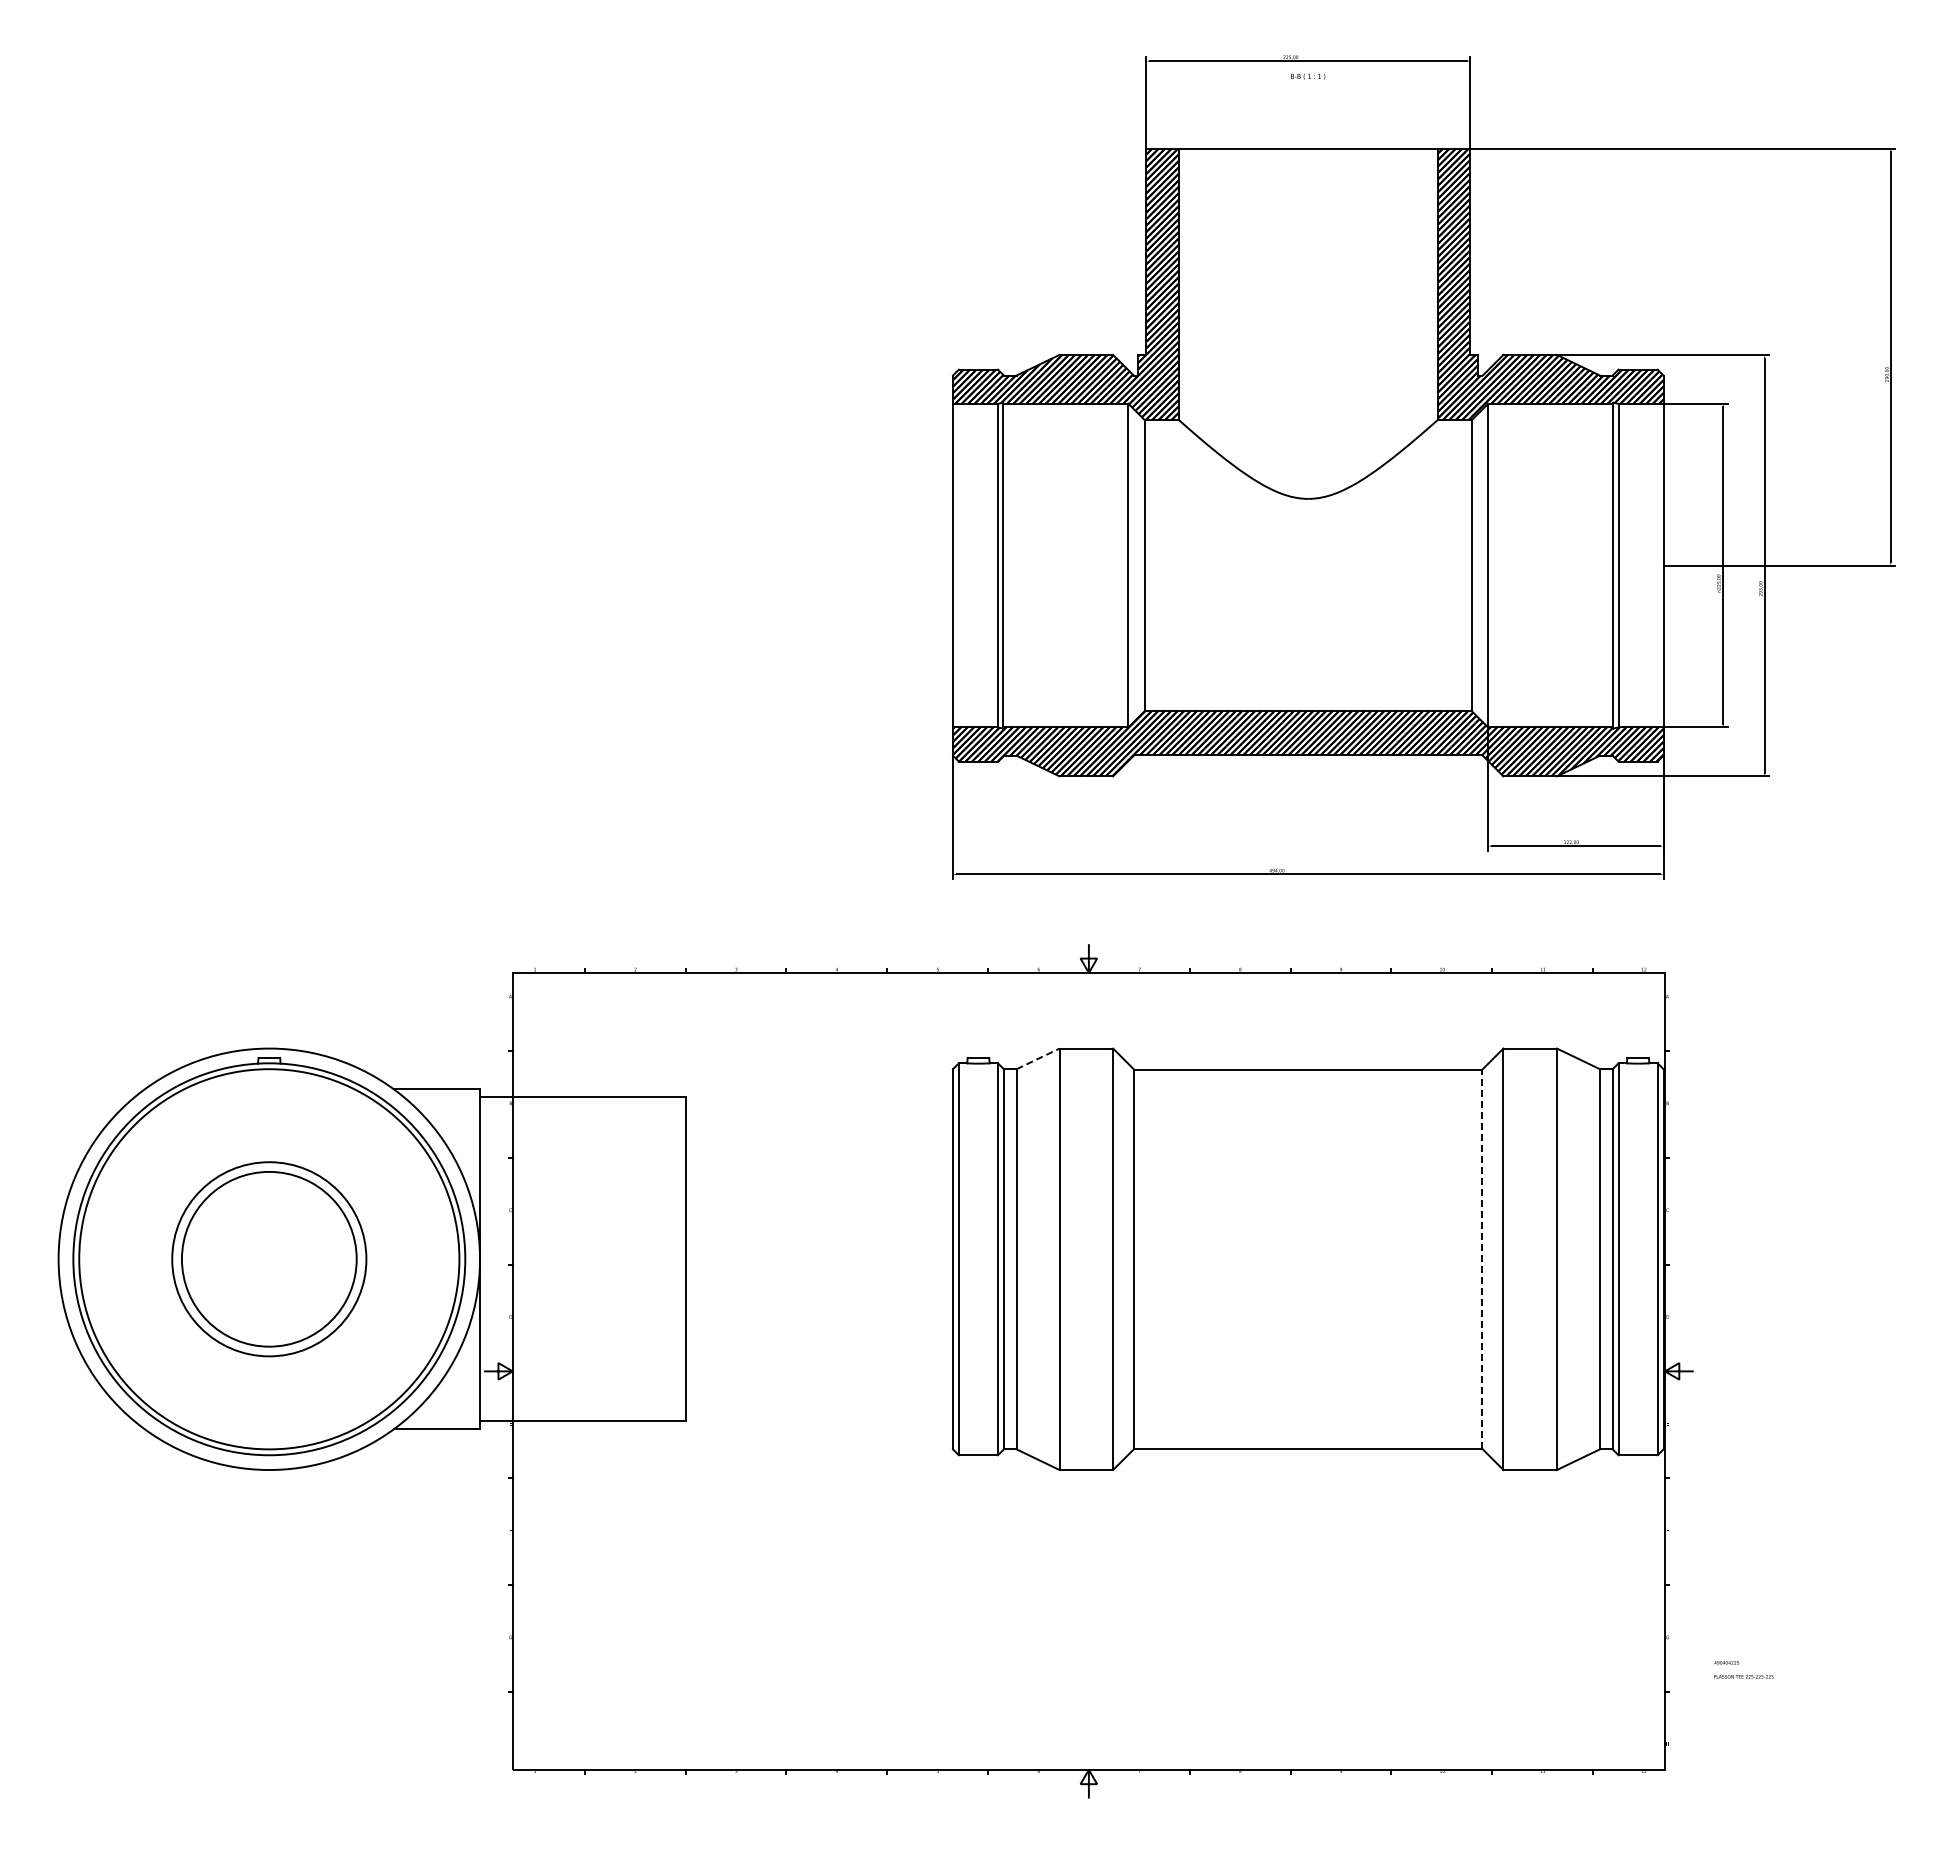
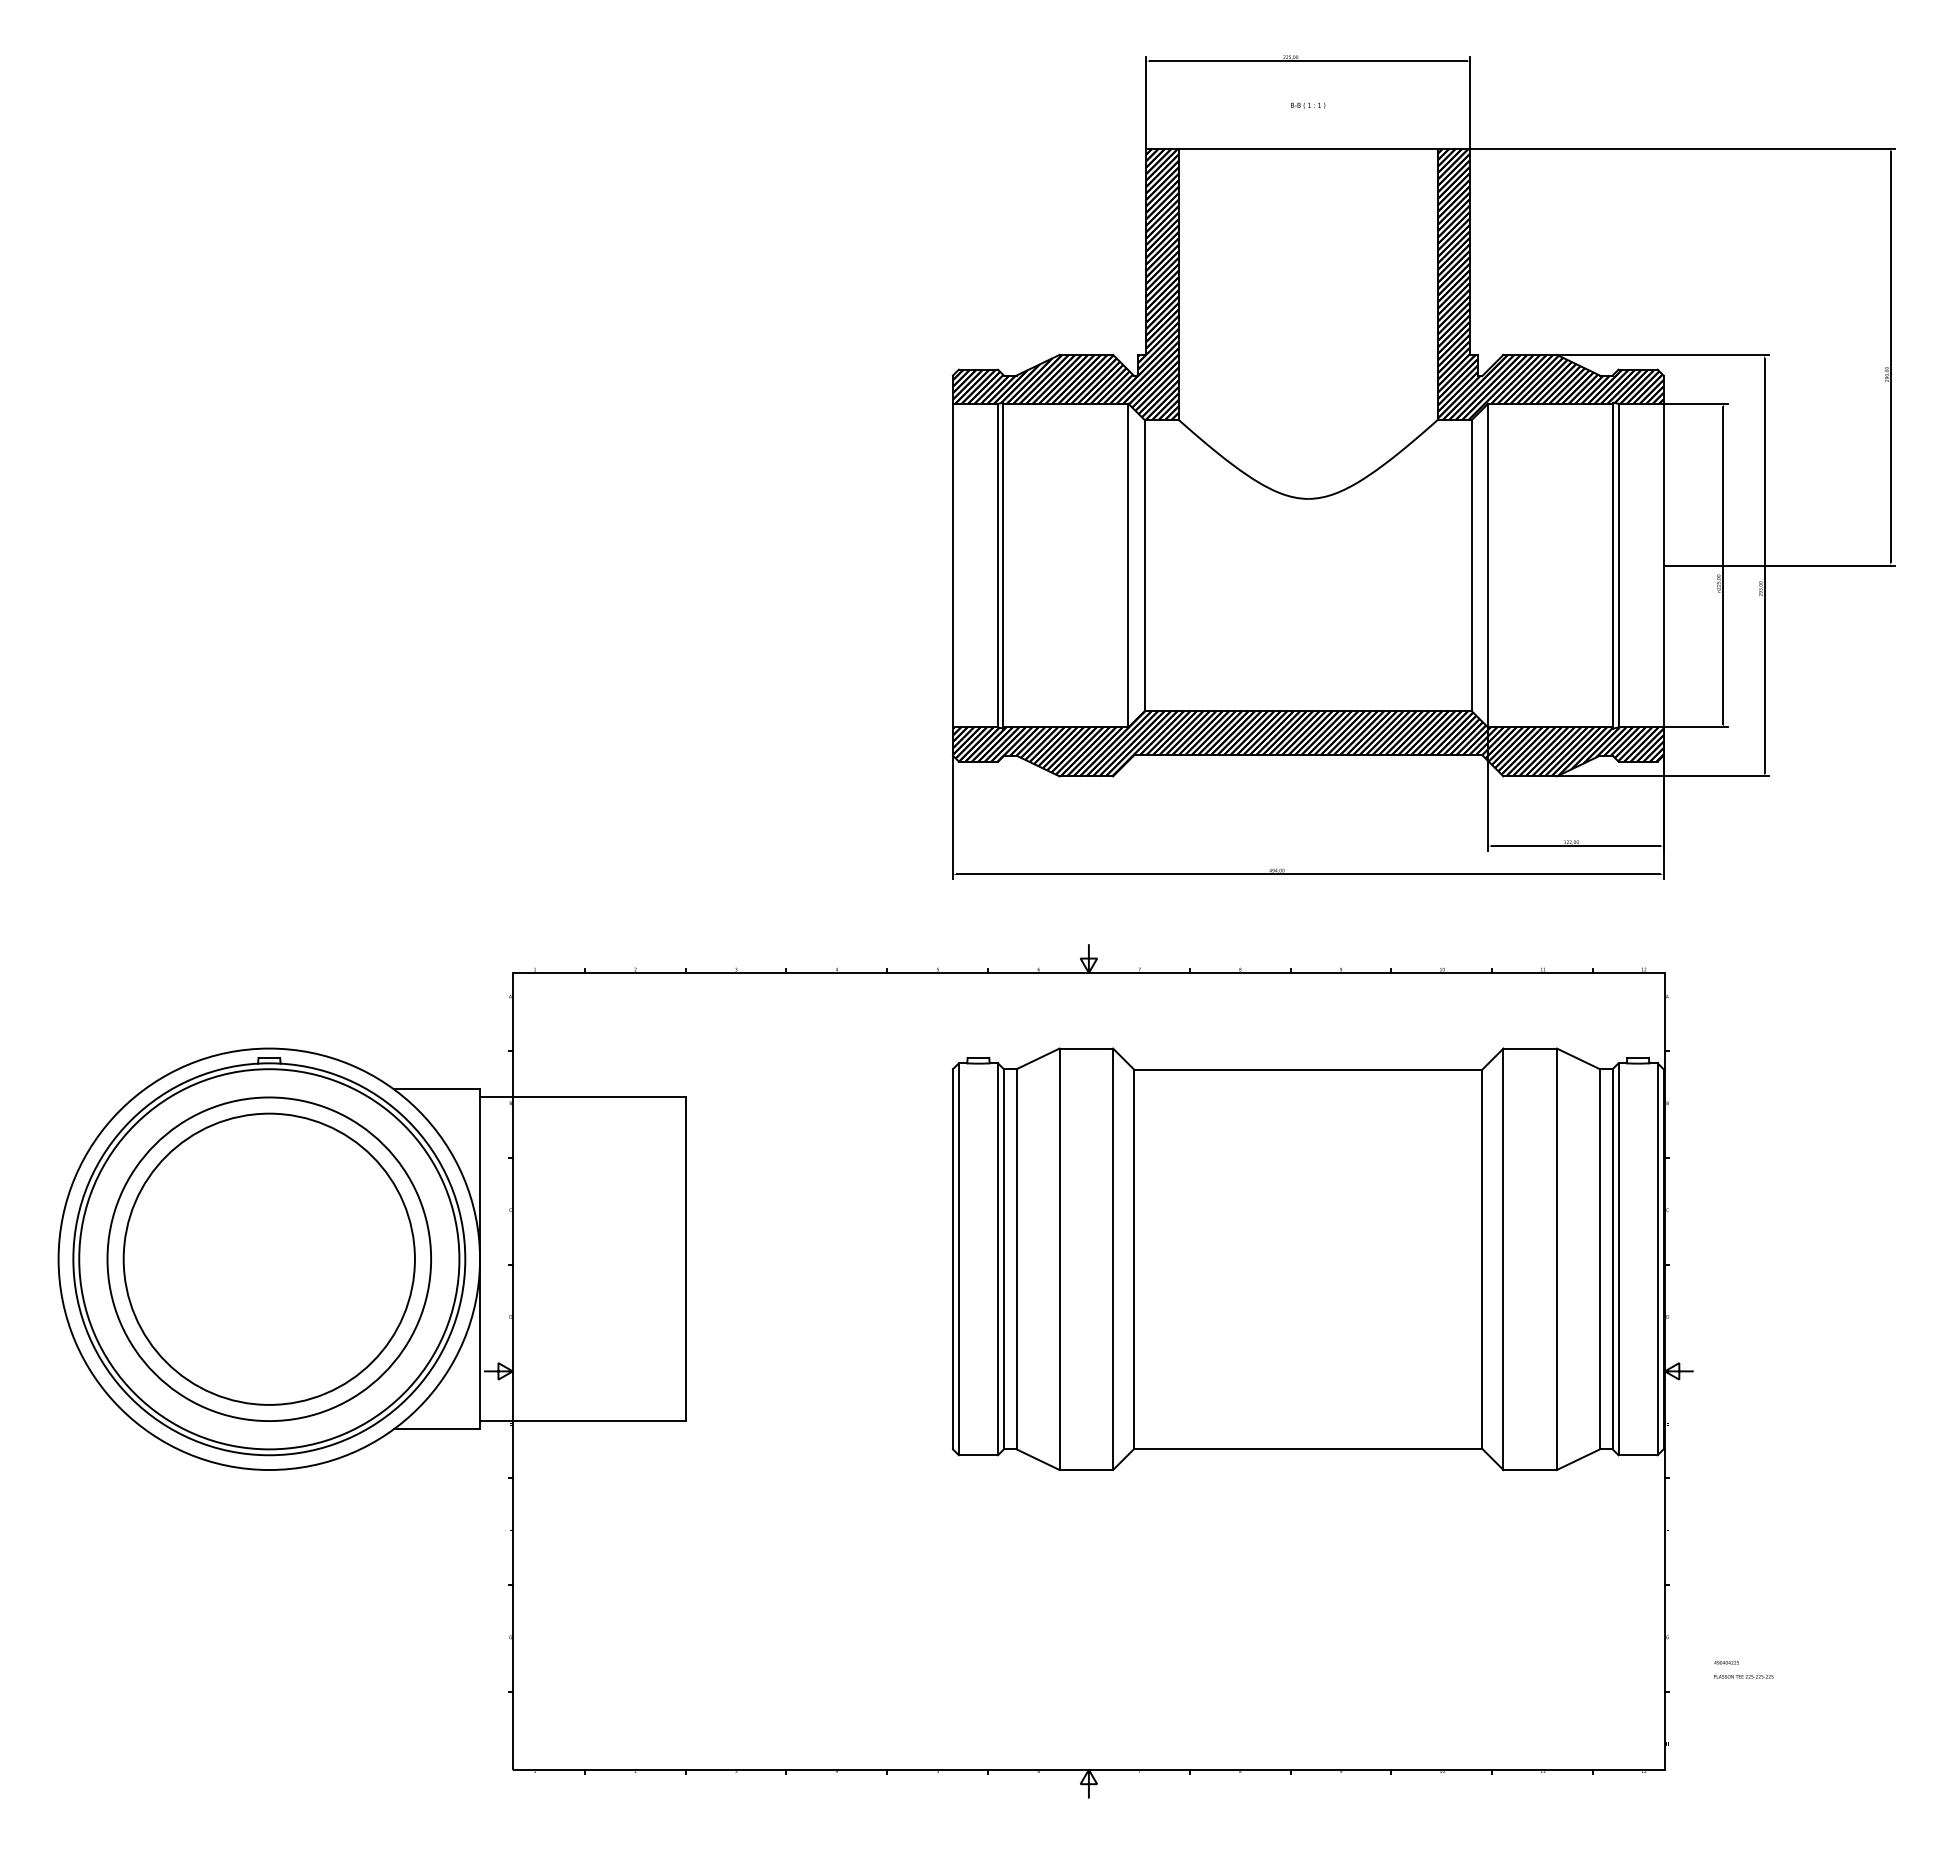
text position: (1308, 76) -> (1308, 105) (1308, 105)
line: dashed -> solid (1038, 1058)
circle diameter: 175 px -> 291 px (268, 1258)
circle diameter: 194 px -> 324 px (269, 1259)
line: dashed -> solid (1482, 1259)
